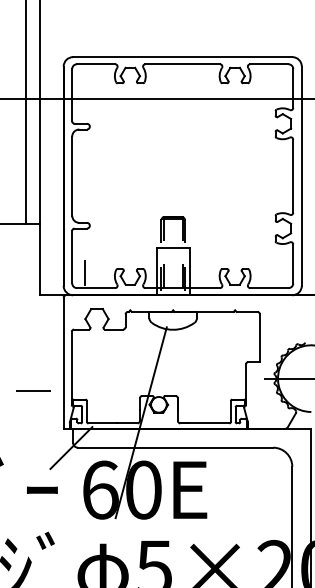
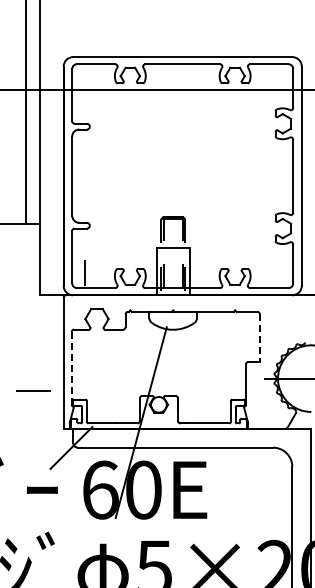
line position: (156, 98) -> (156, 89) (156, 89)
line: solid -> dashed (259, 338)
line: solid -> dashed (71, 368)
